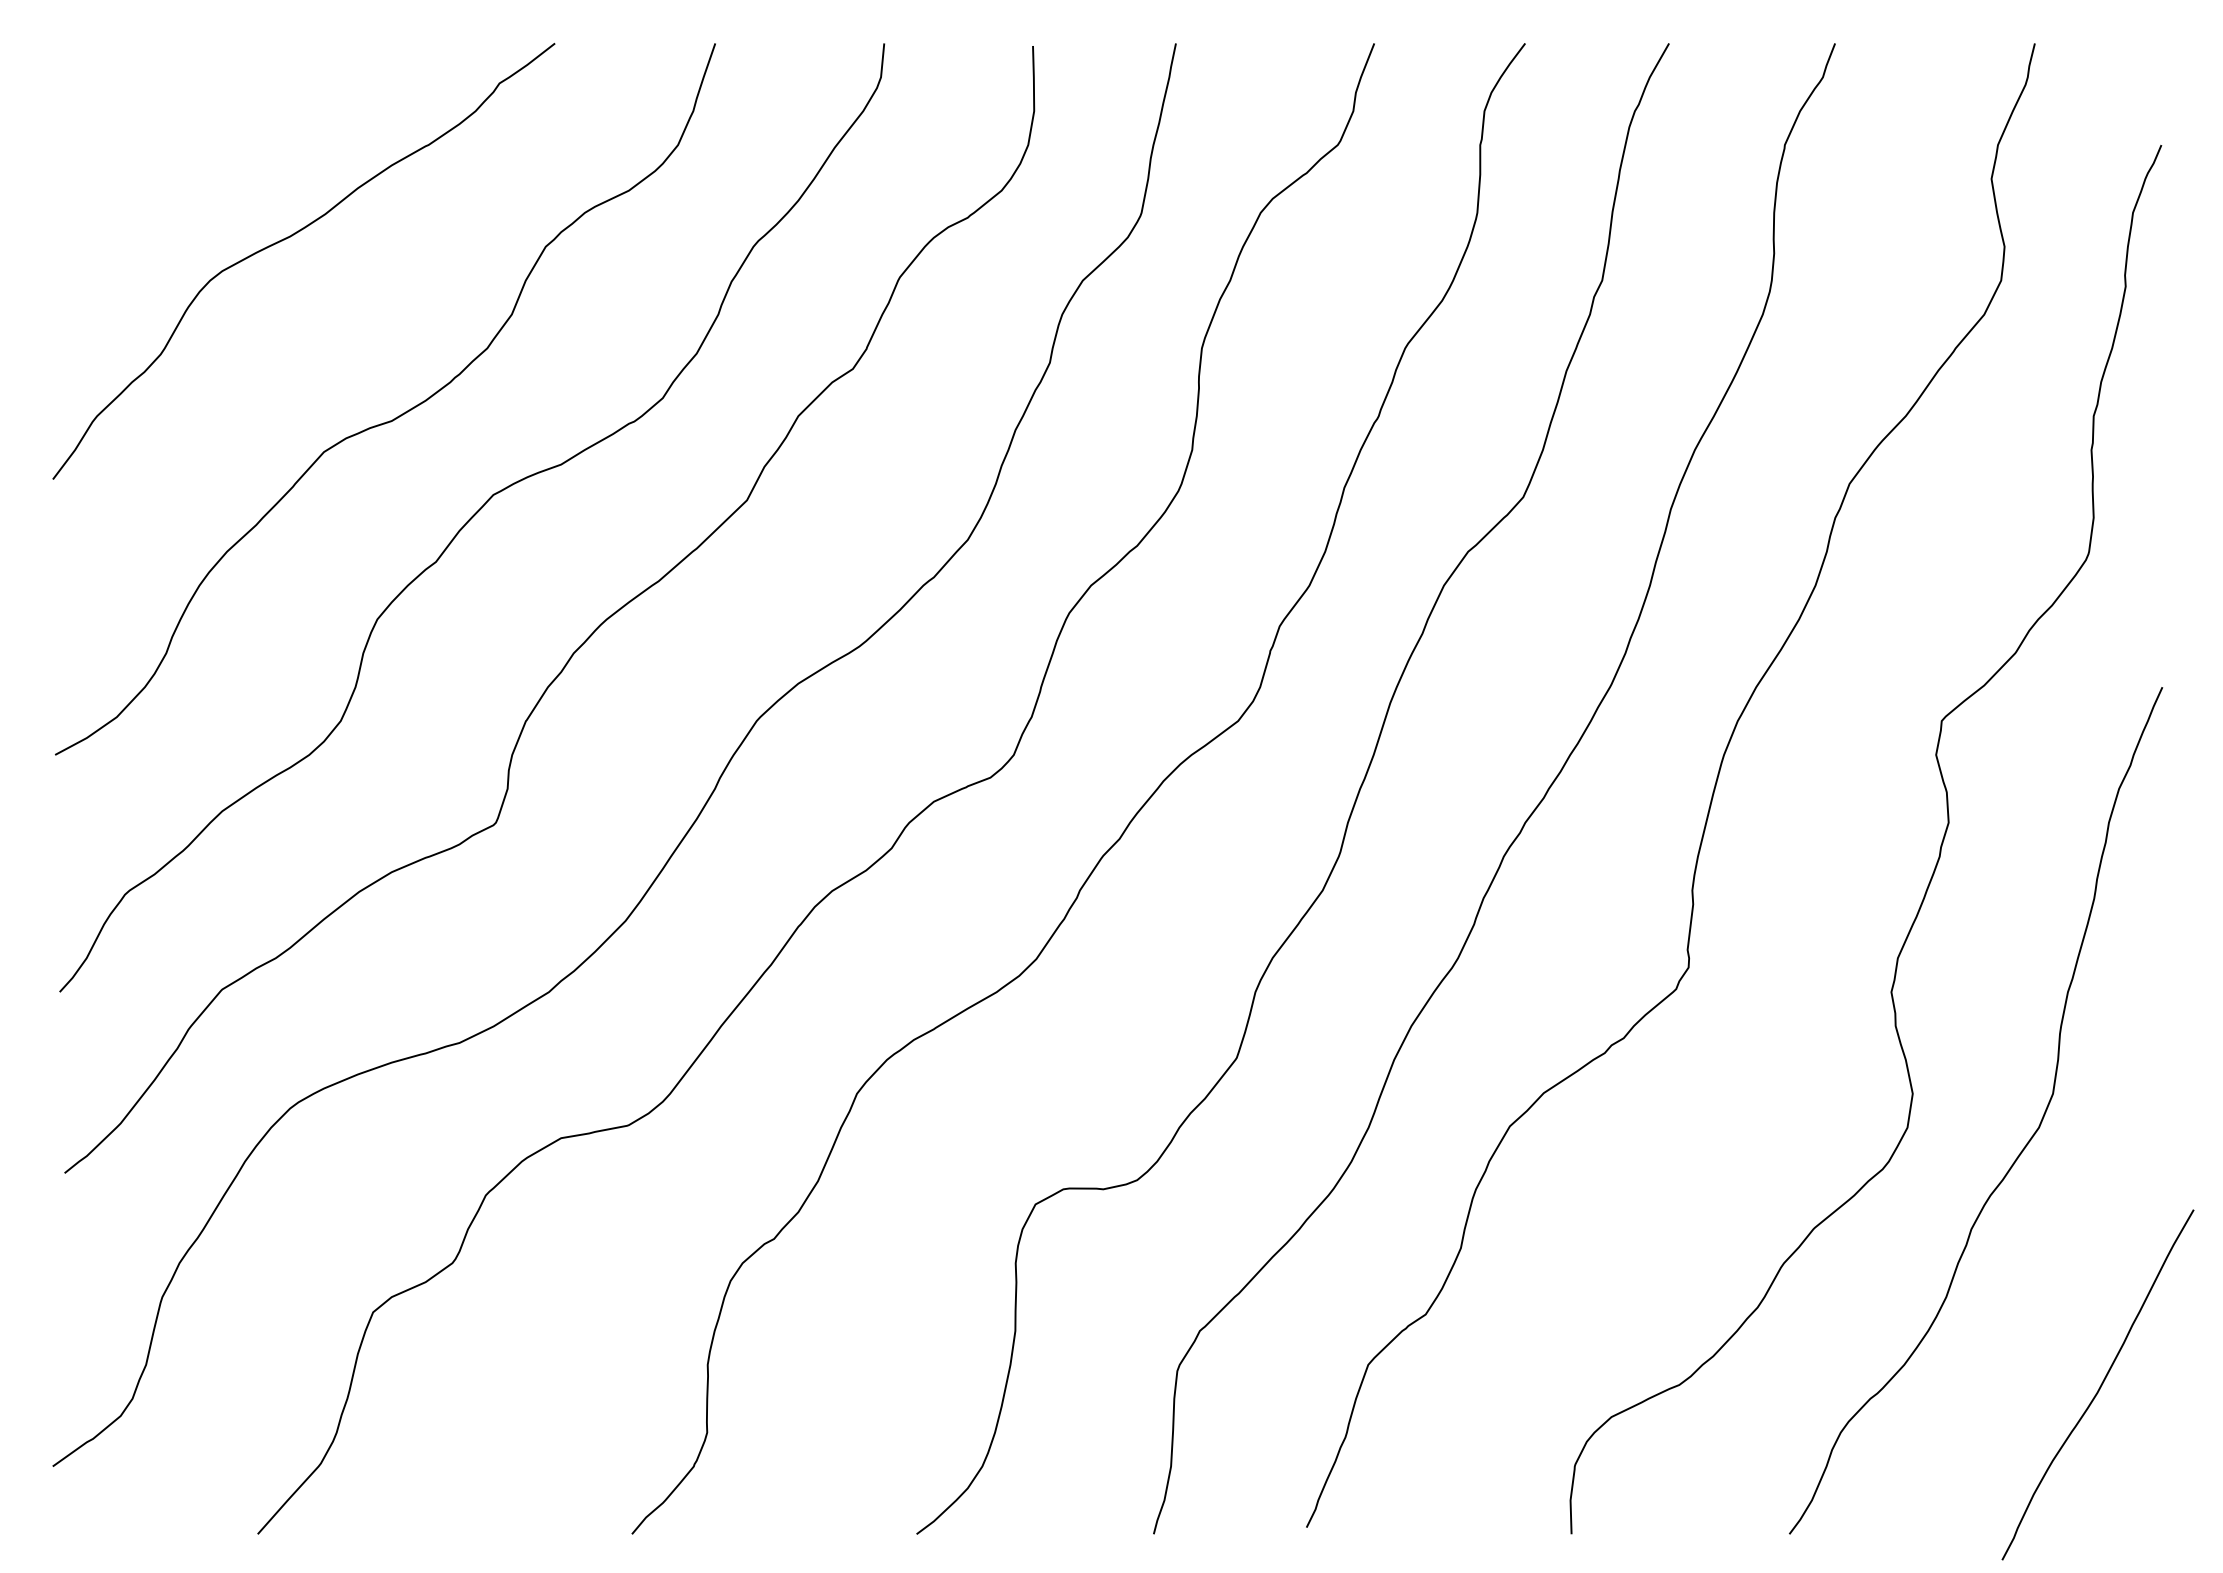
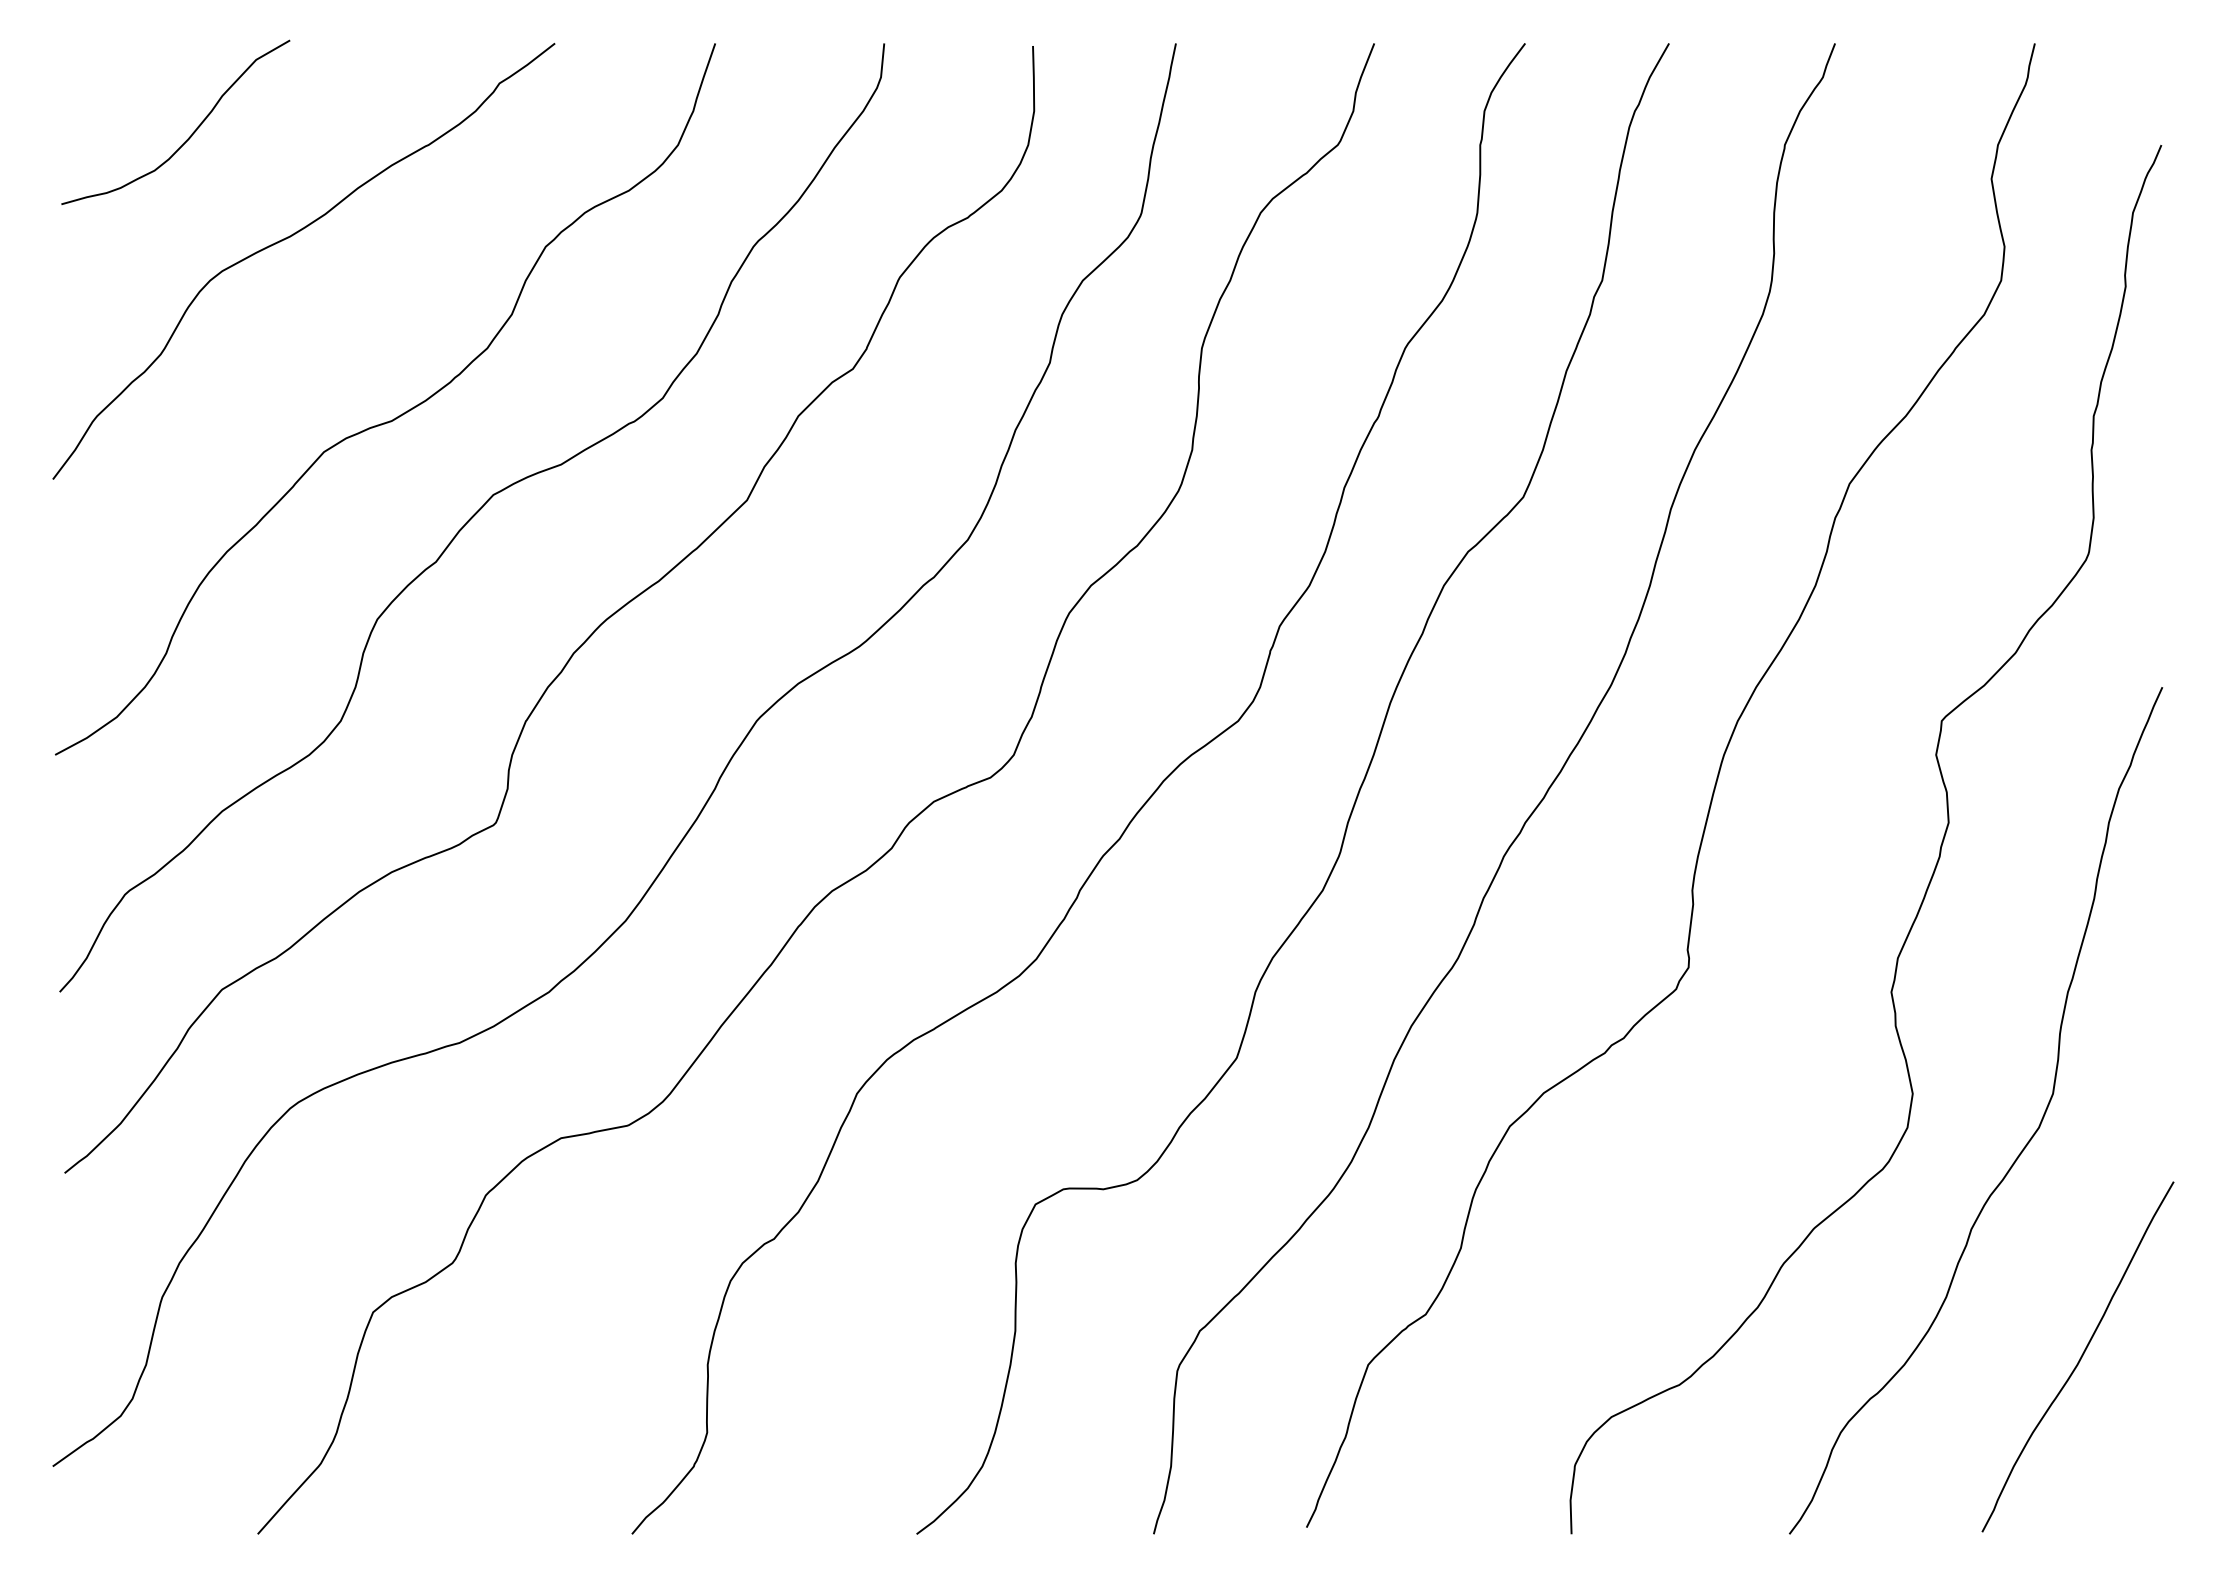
curve: none -> present (192, 132)
curve position: (2099, 1386) -> (2079, 1358) (2079, 1358)
